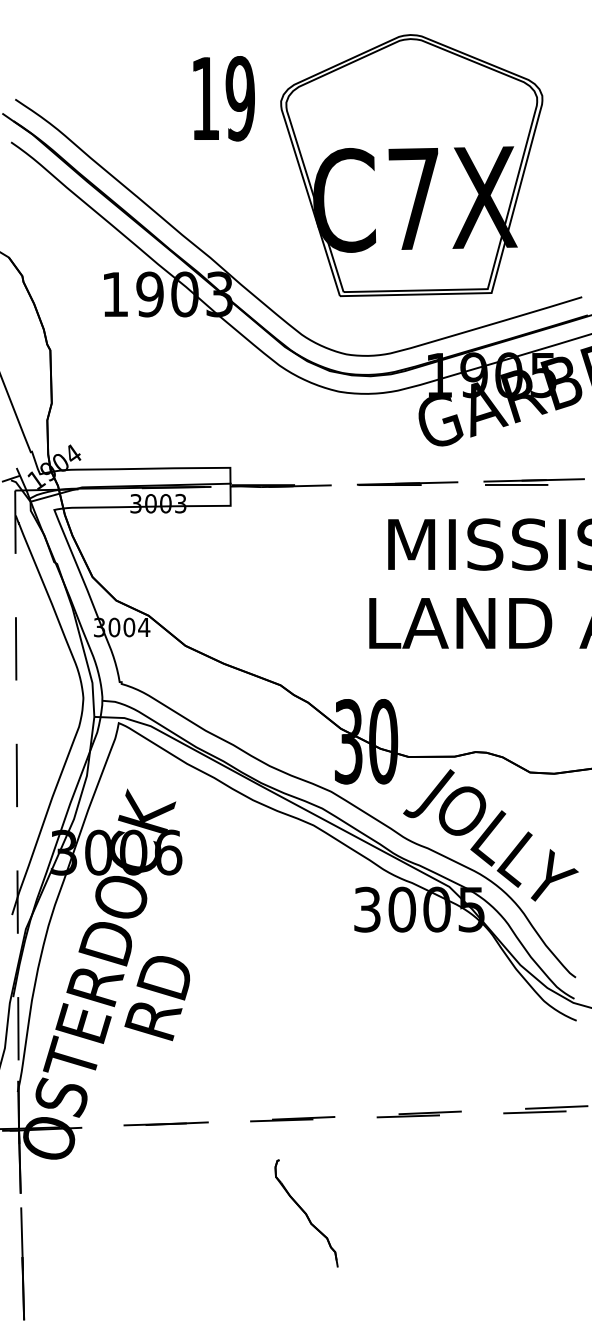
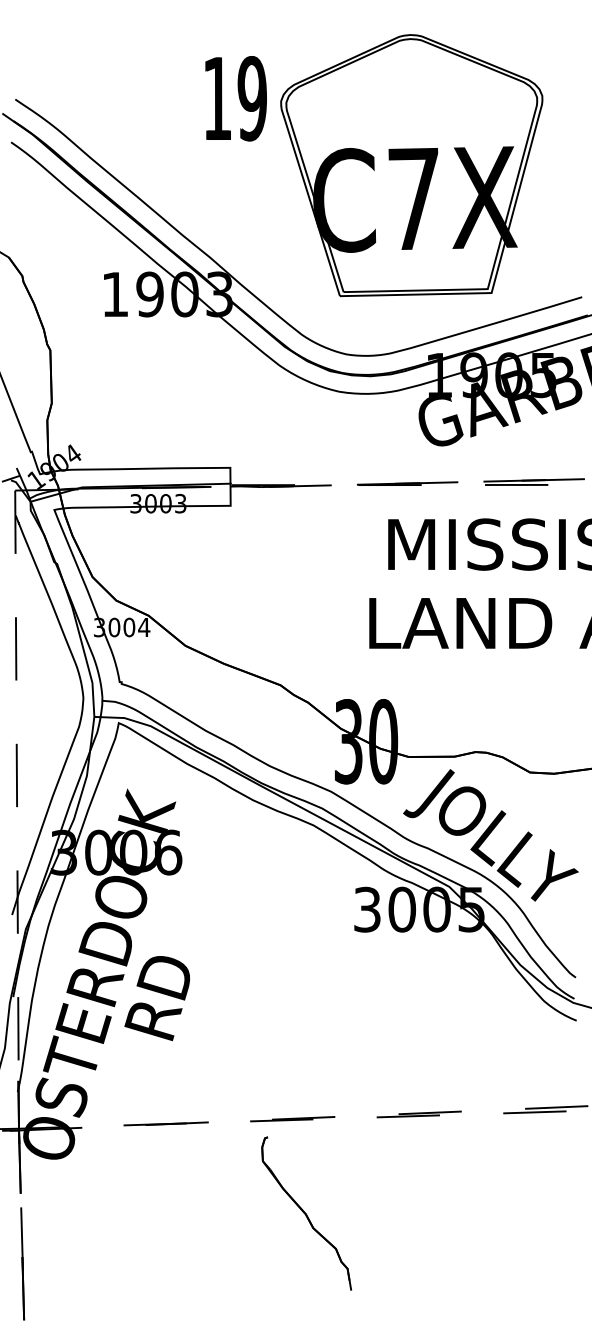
text position: (223, 98) -> (235, 98) (235, 98)
part size: 65x109 px -> 91x155 px (306, 1213)
